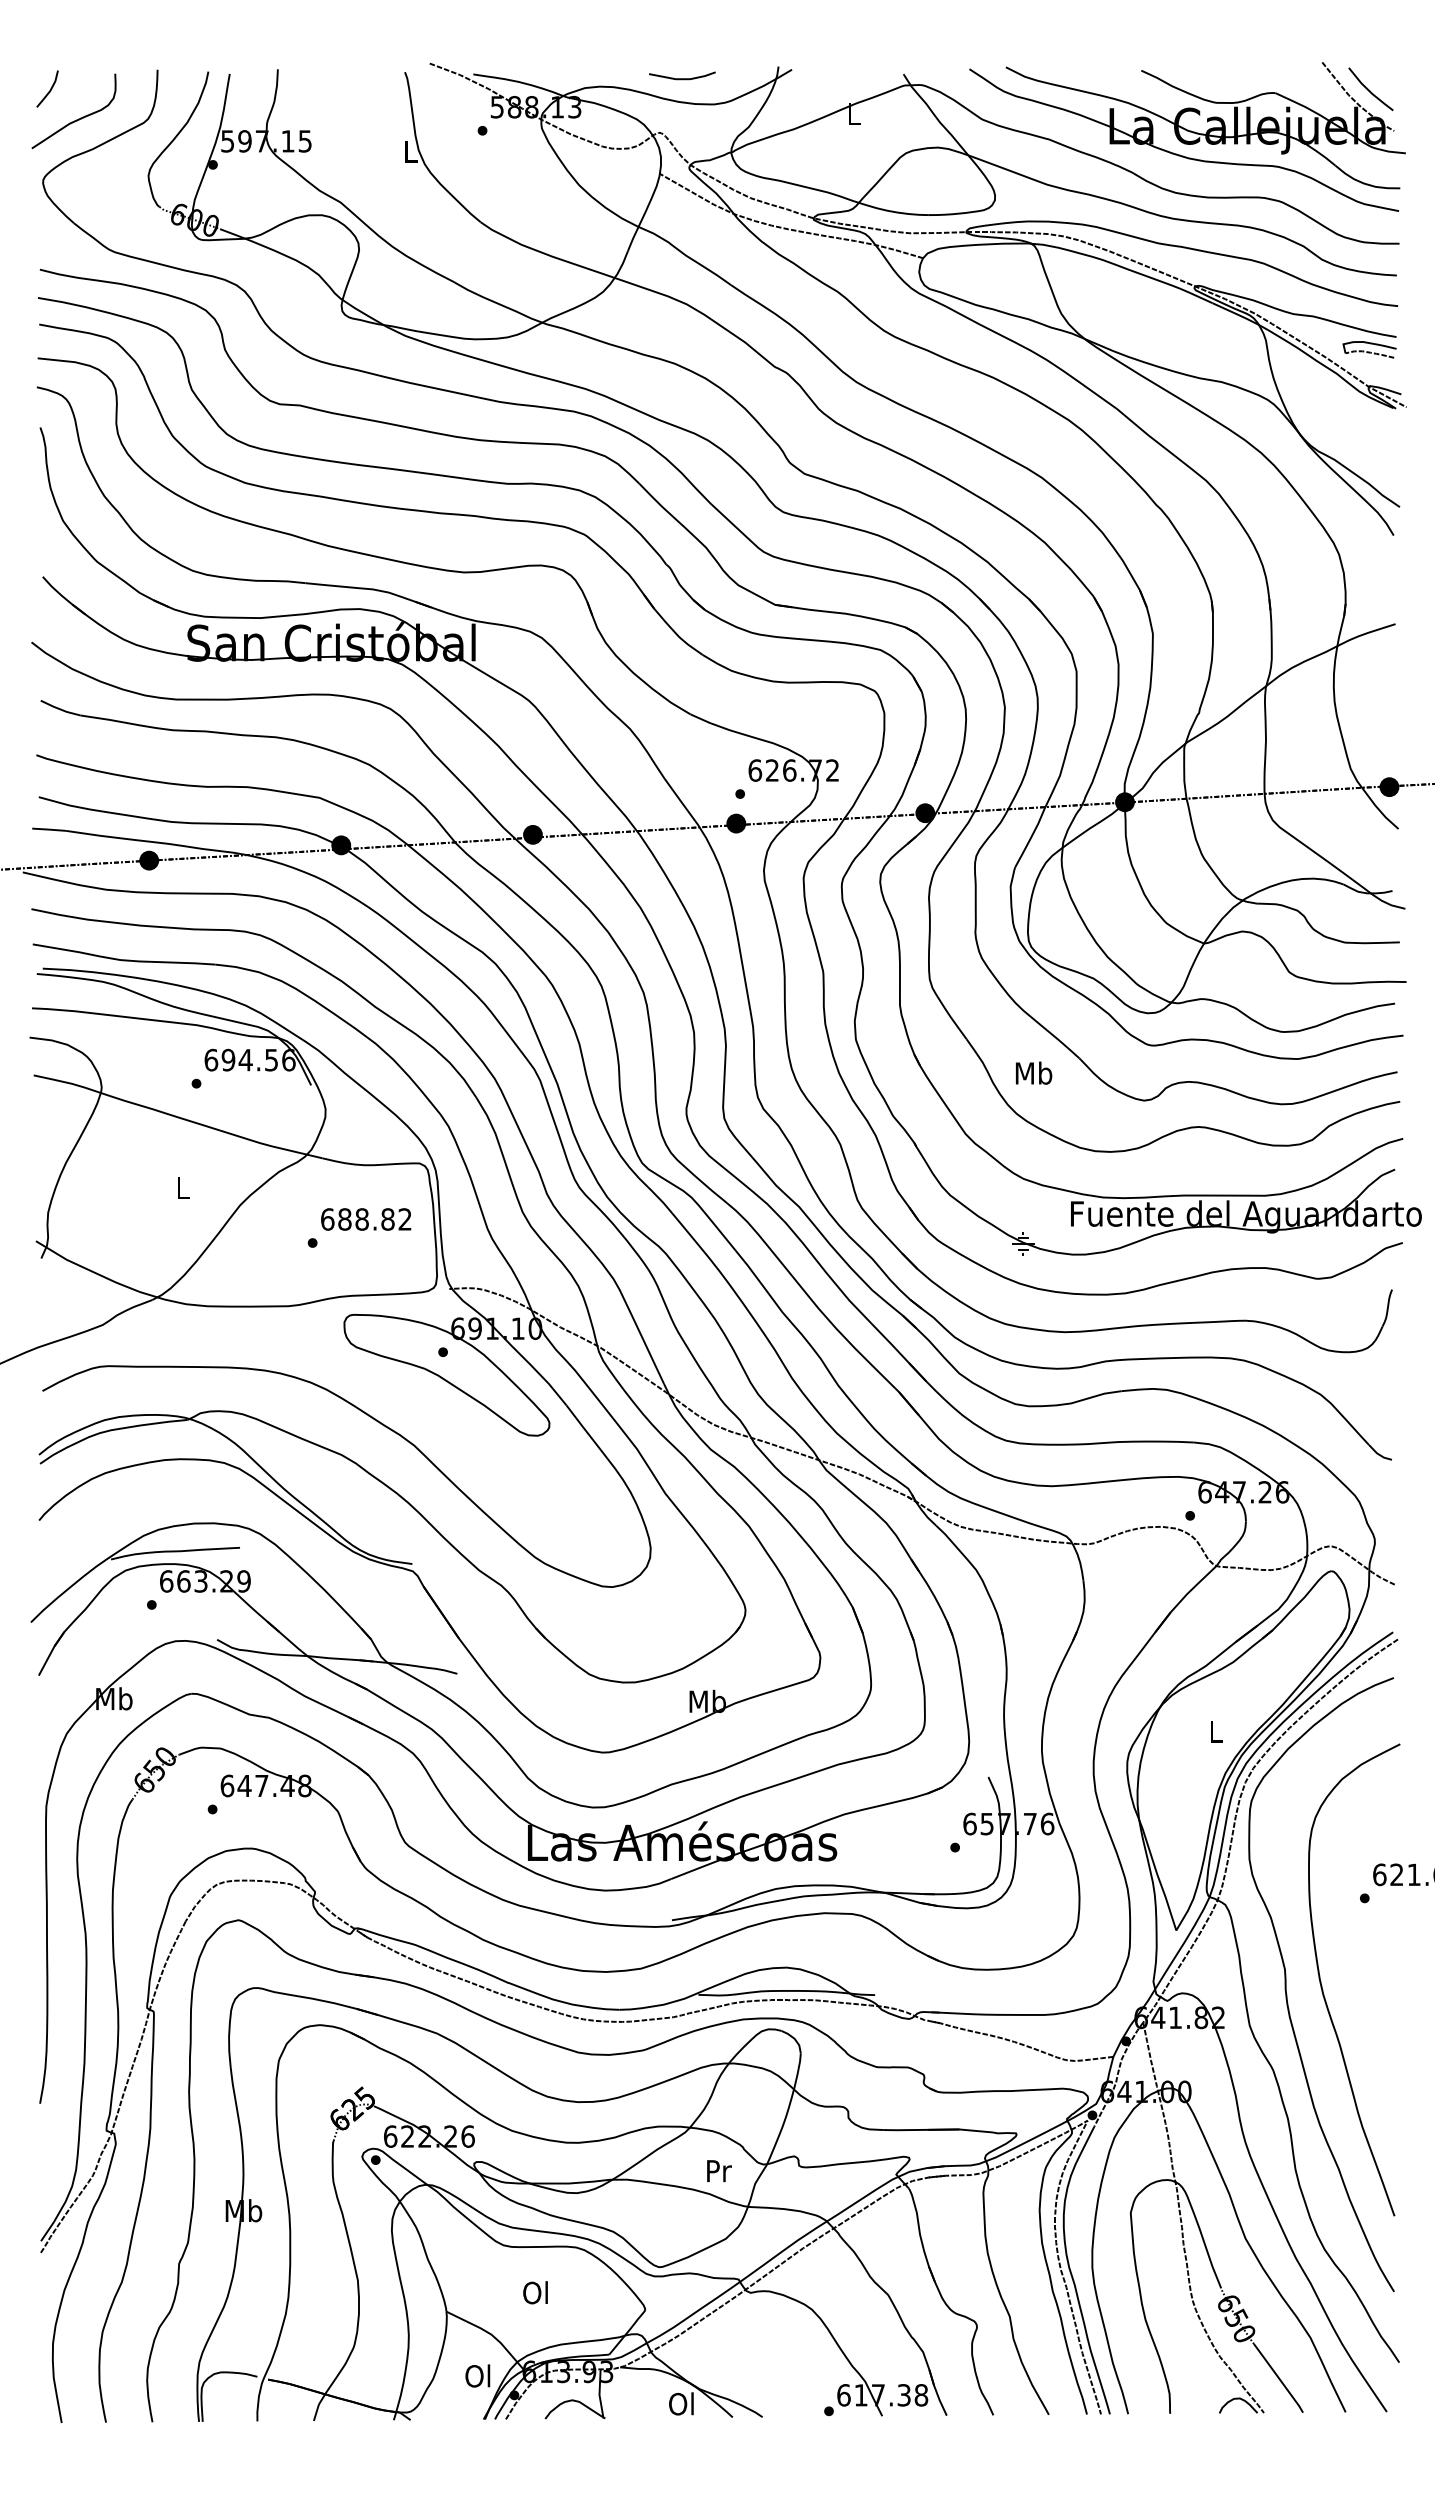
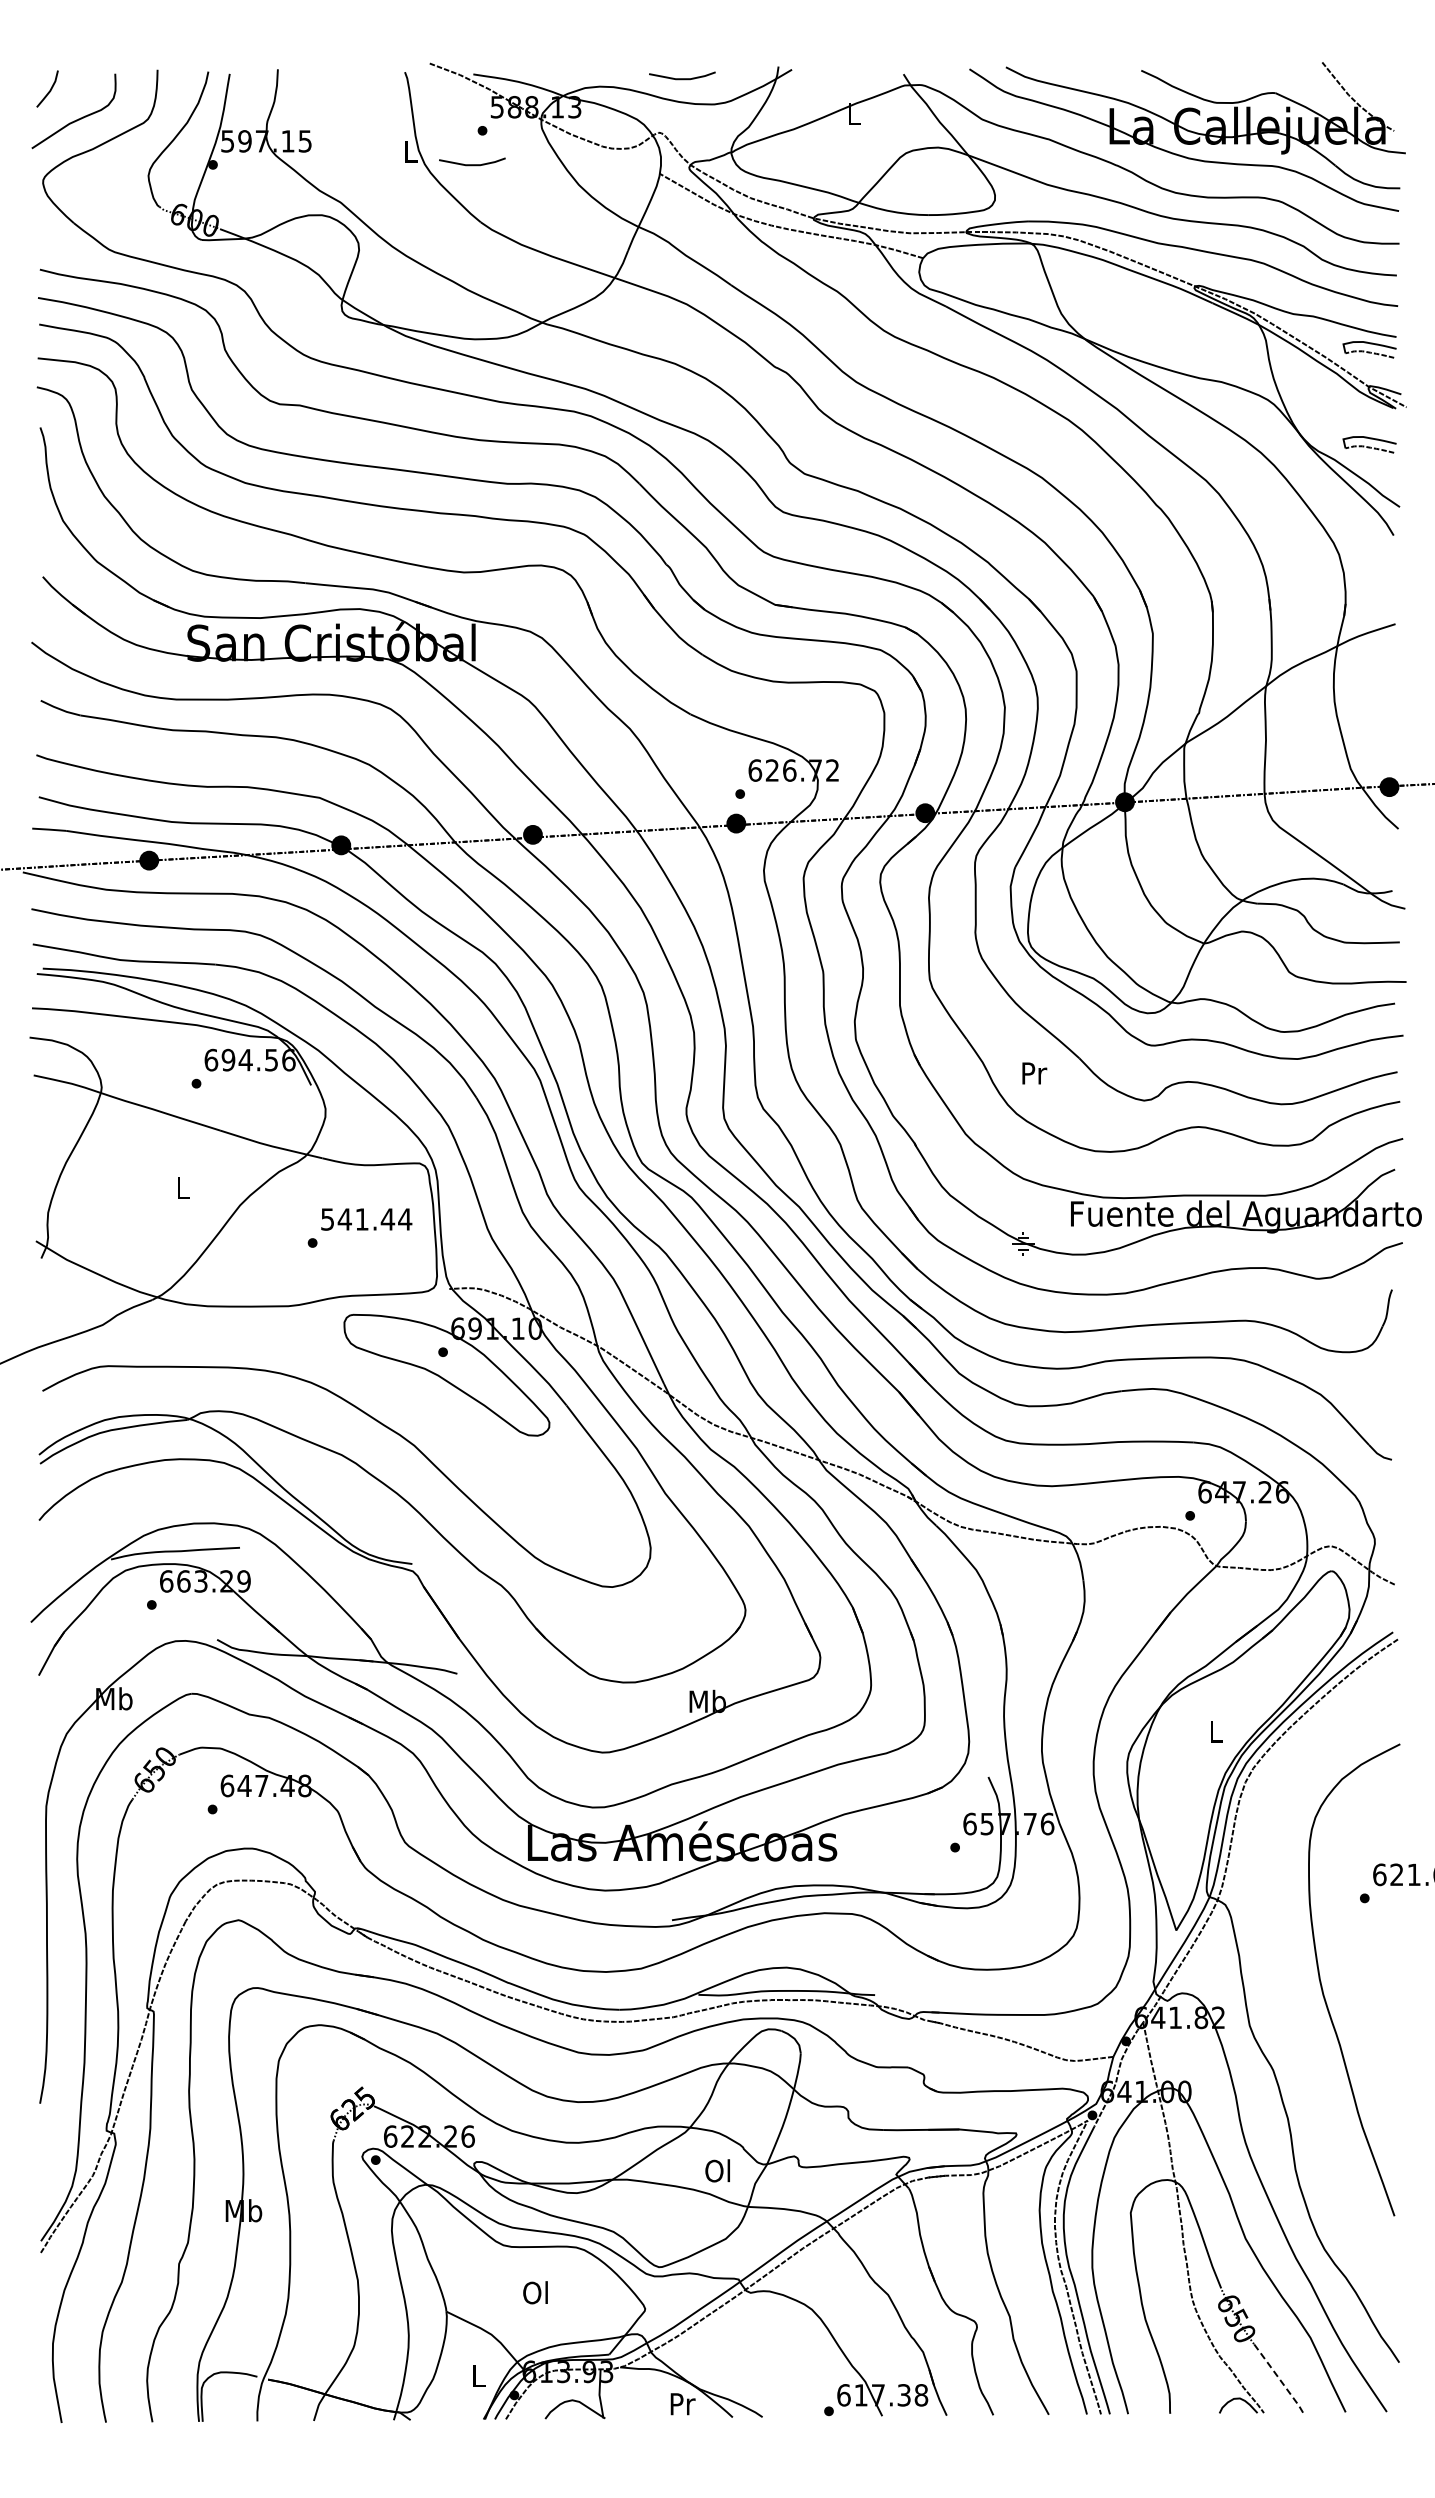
line: present -> none (1369, 89)
line: none -> present (472, 164)
part: none -> present (1369, 444)
text: Mb -> Pr (1033, 1072)
text: 688.82 -> 541.44 (366, 1219)
curve: present -> none (1286, 1984)
text: Pr -> Ol (718, 2170)
text: Ol -> L (477, 2375)
line: solid -> dashed (1278, 2377)
text: Ol -> Pr (682, 2403)
